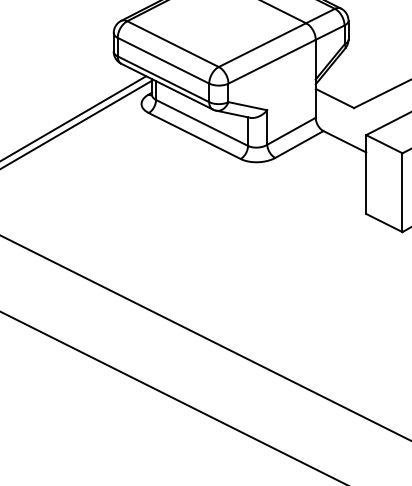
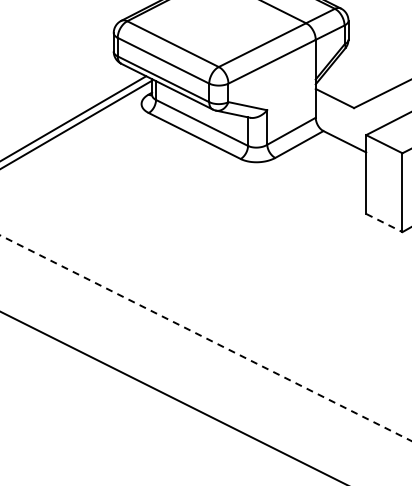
line: solid -> dashed (384, 223)
line: solid -> dashed (206, 338)
